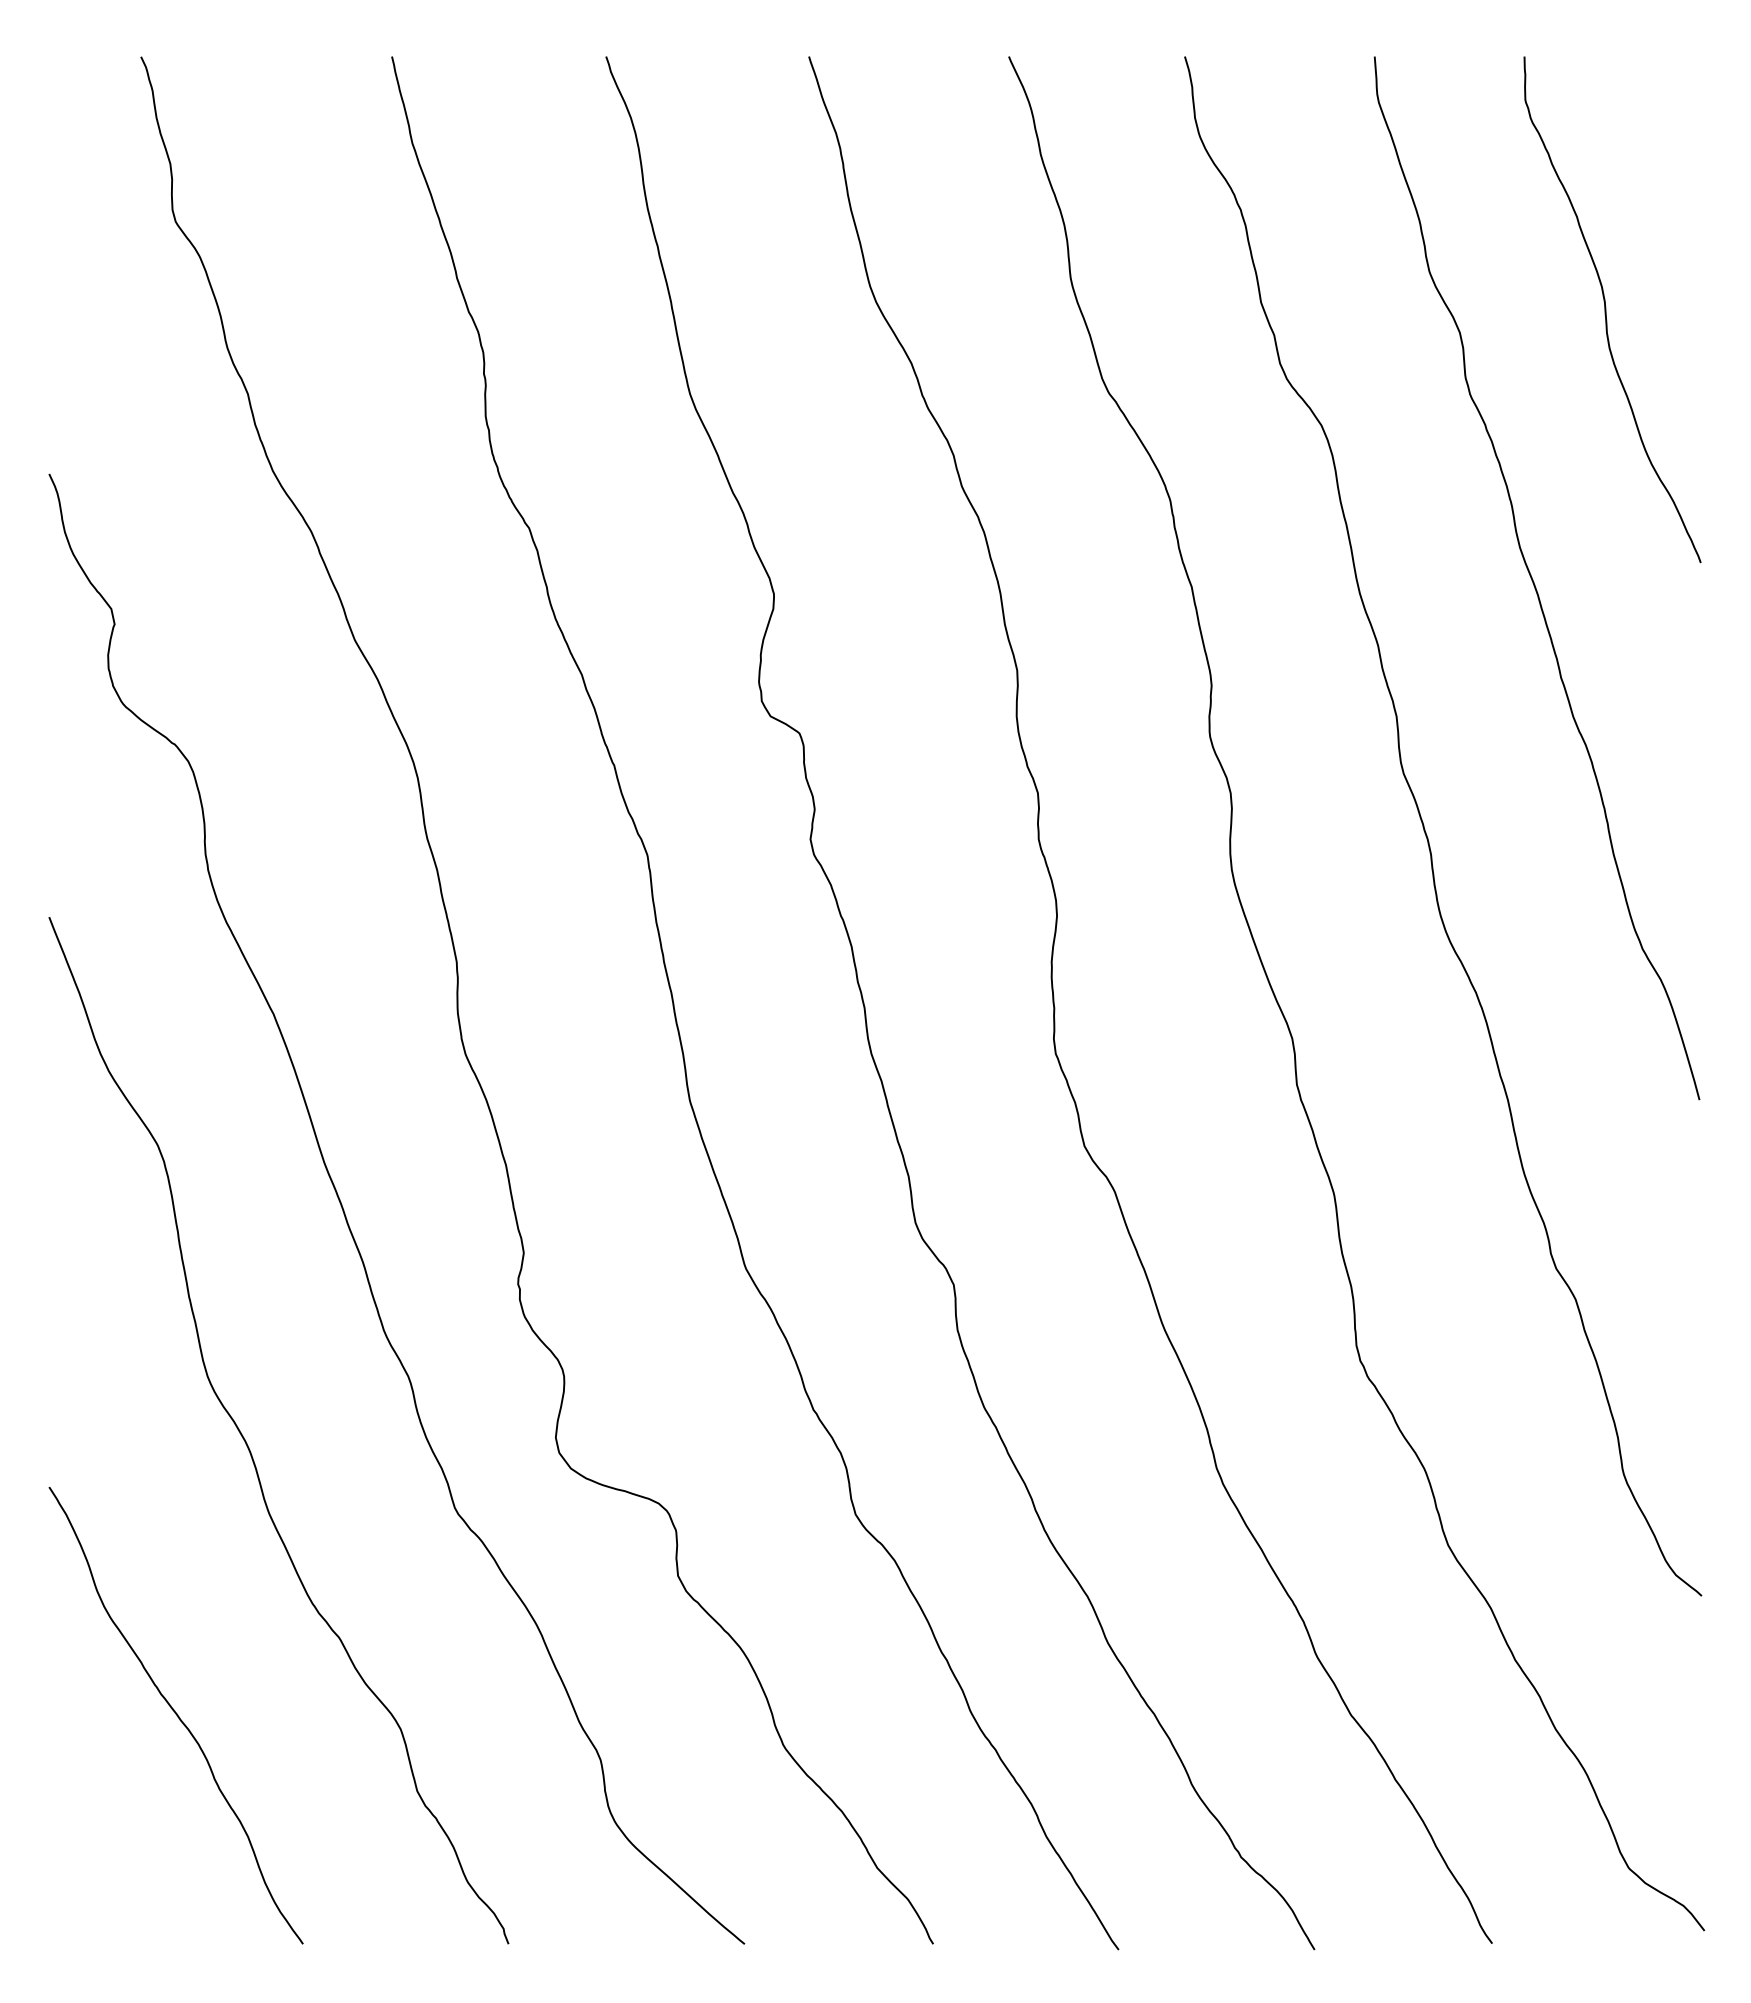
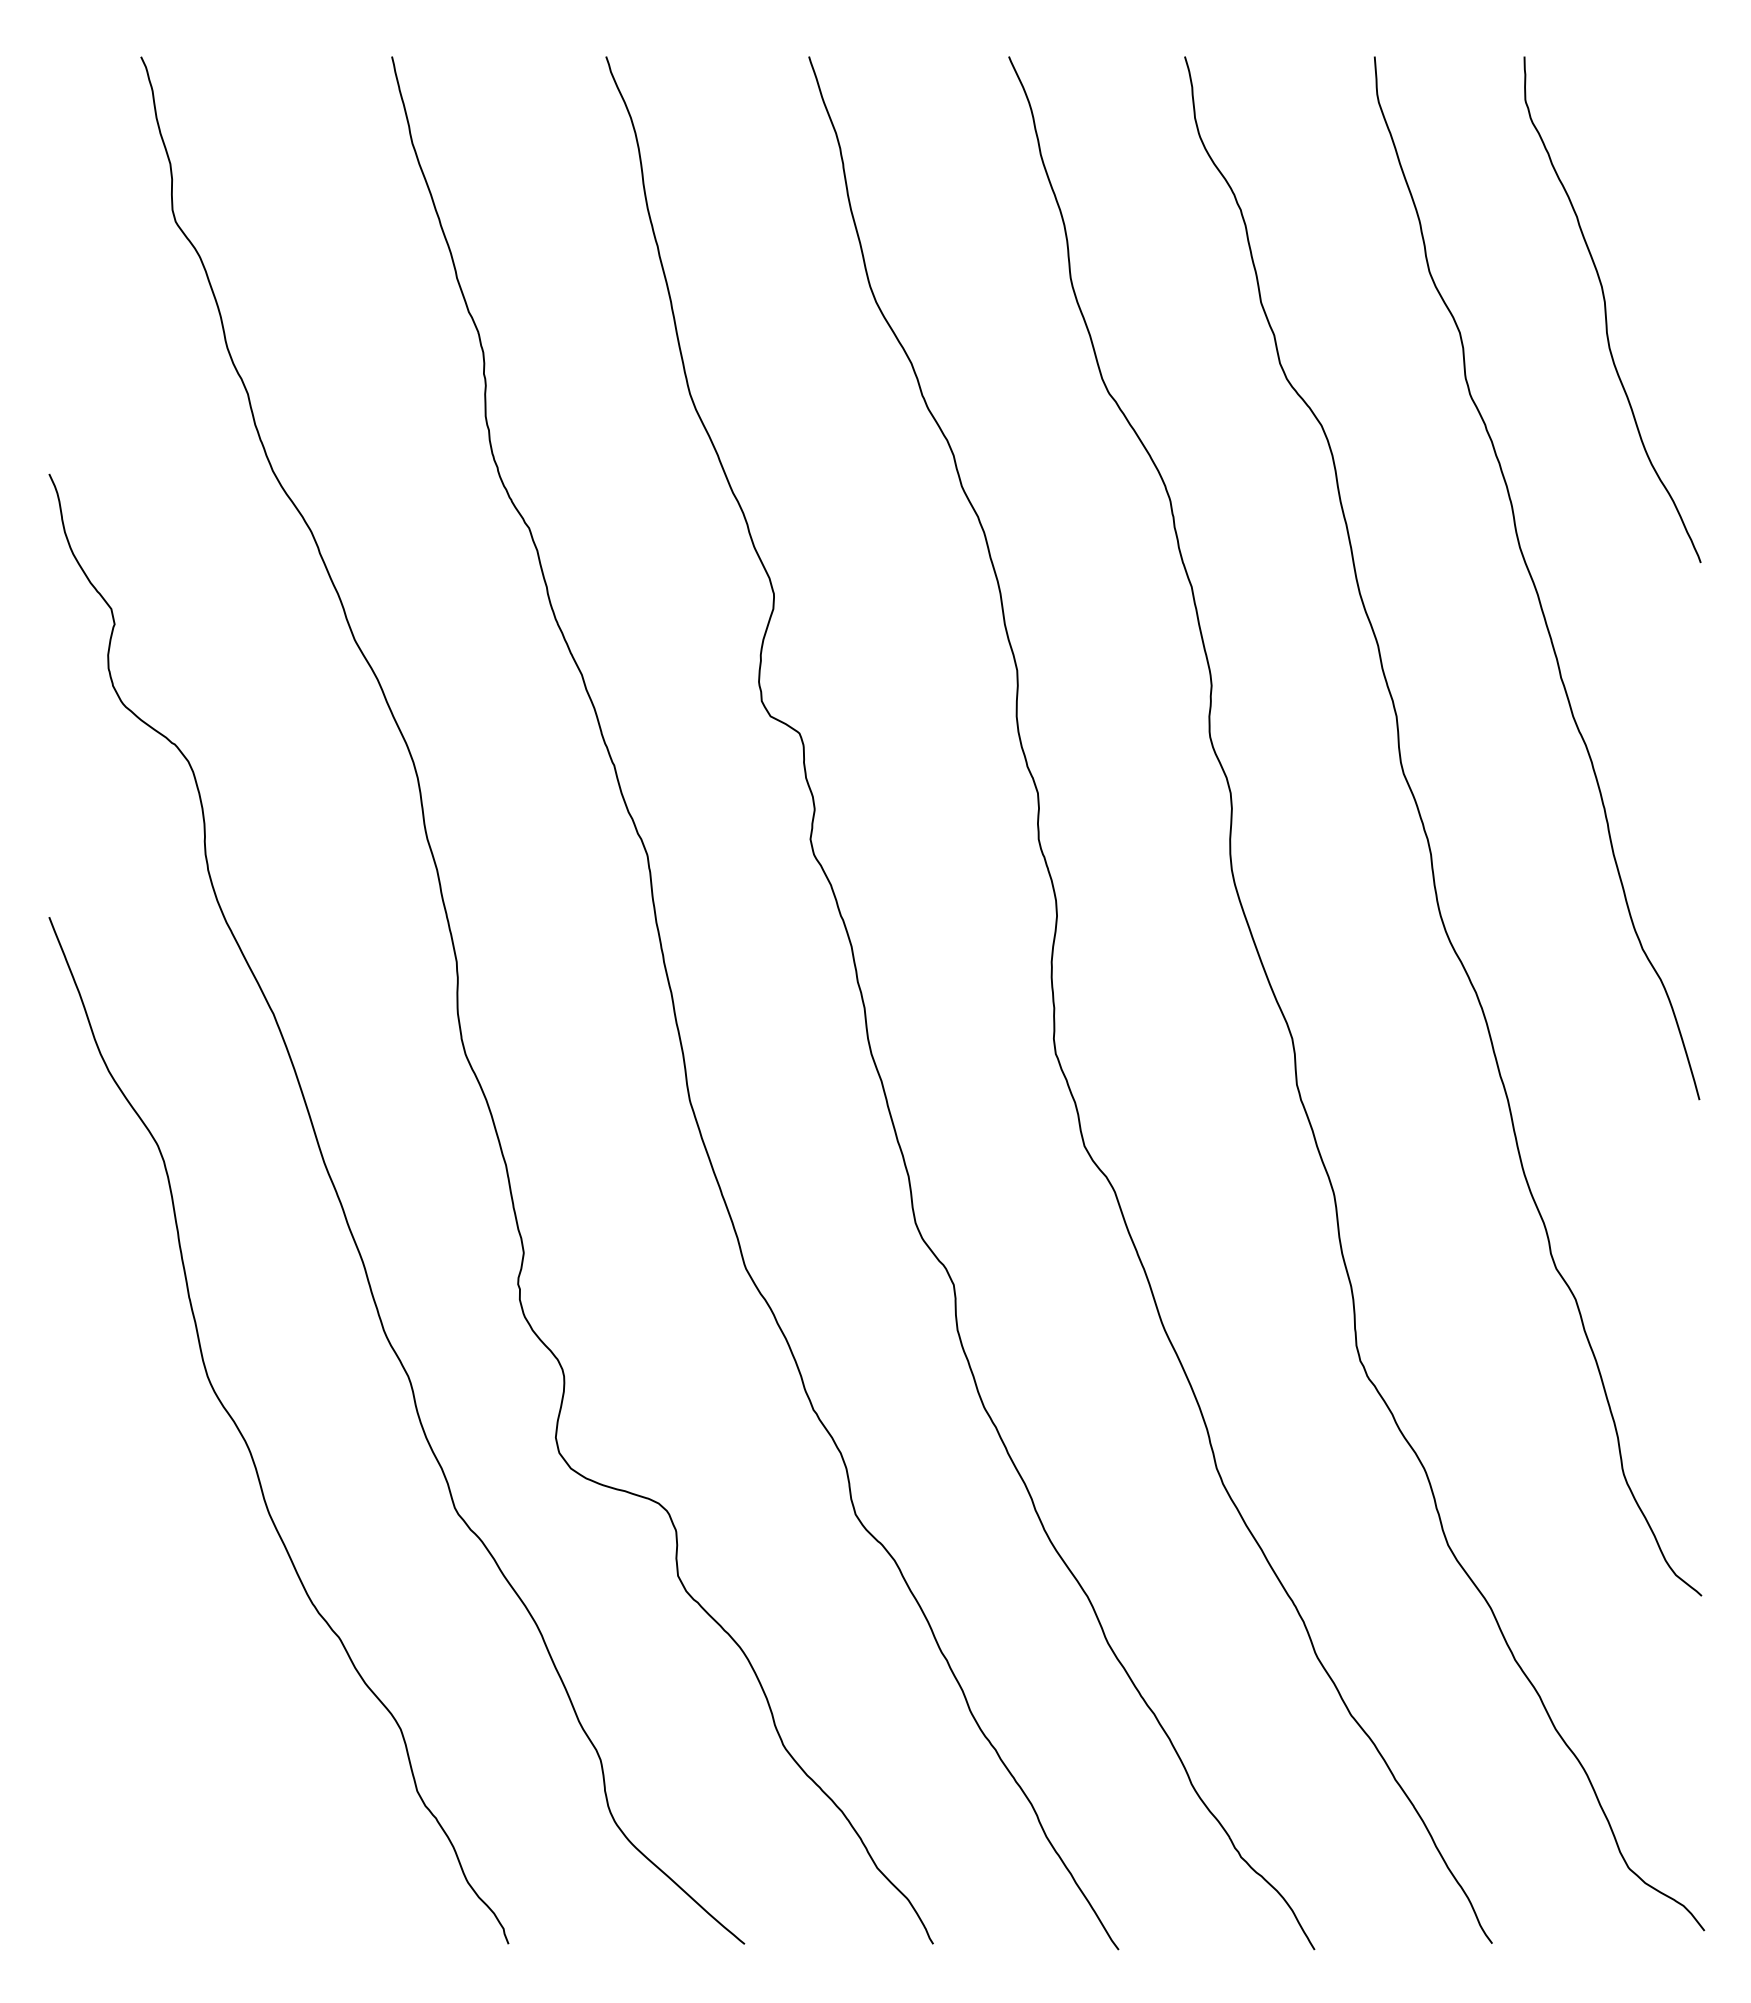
curve: present -> none (175, 1714)
